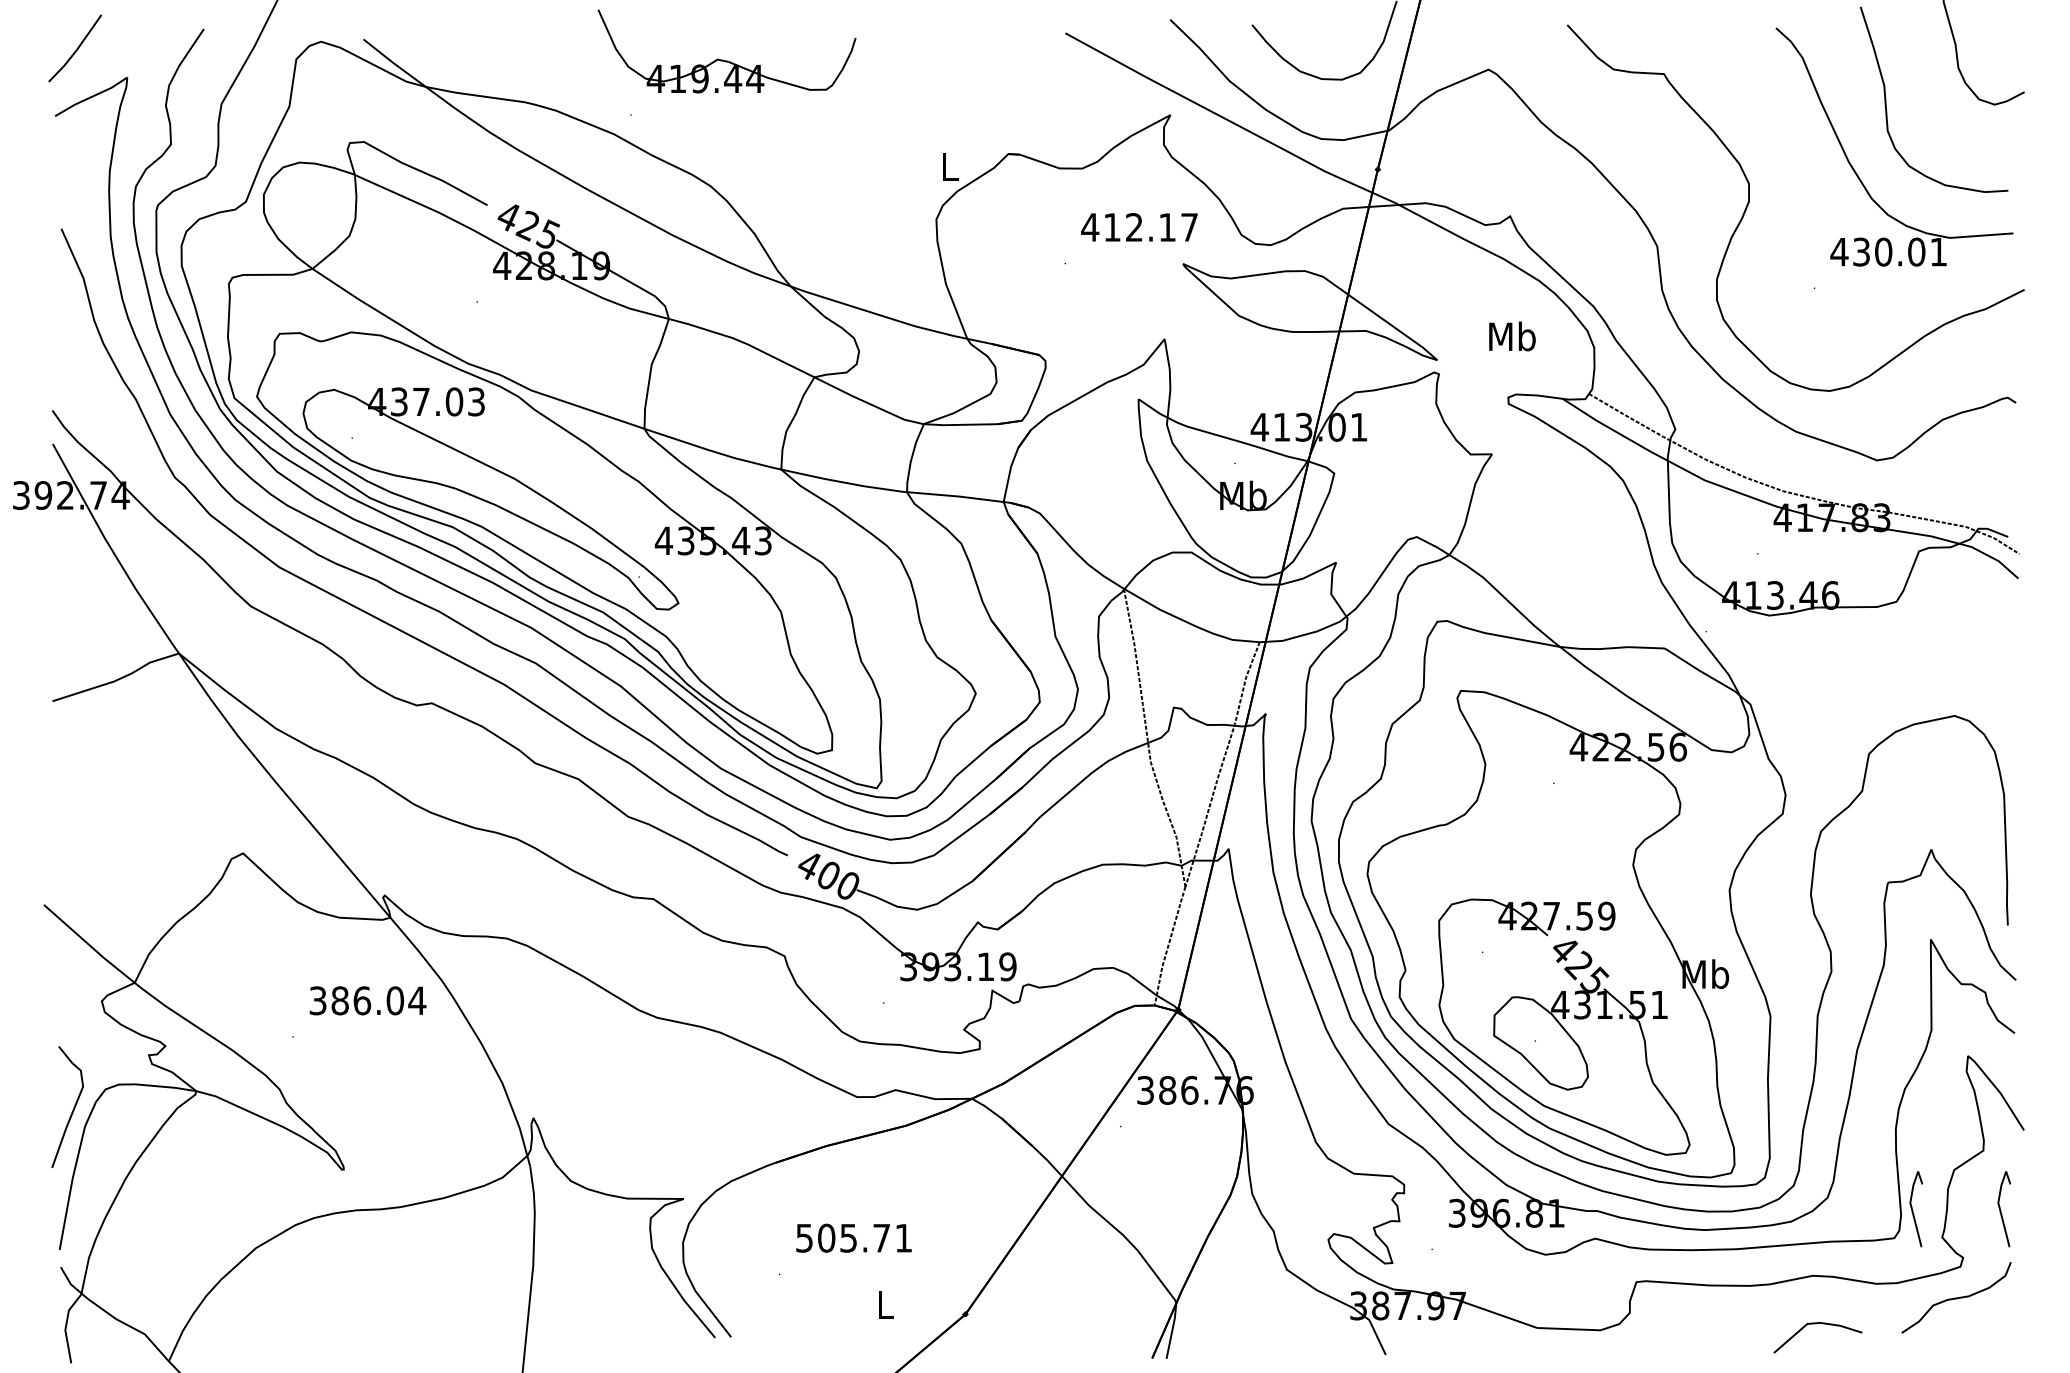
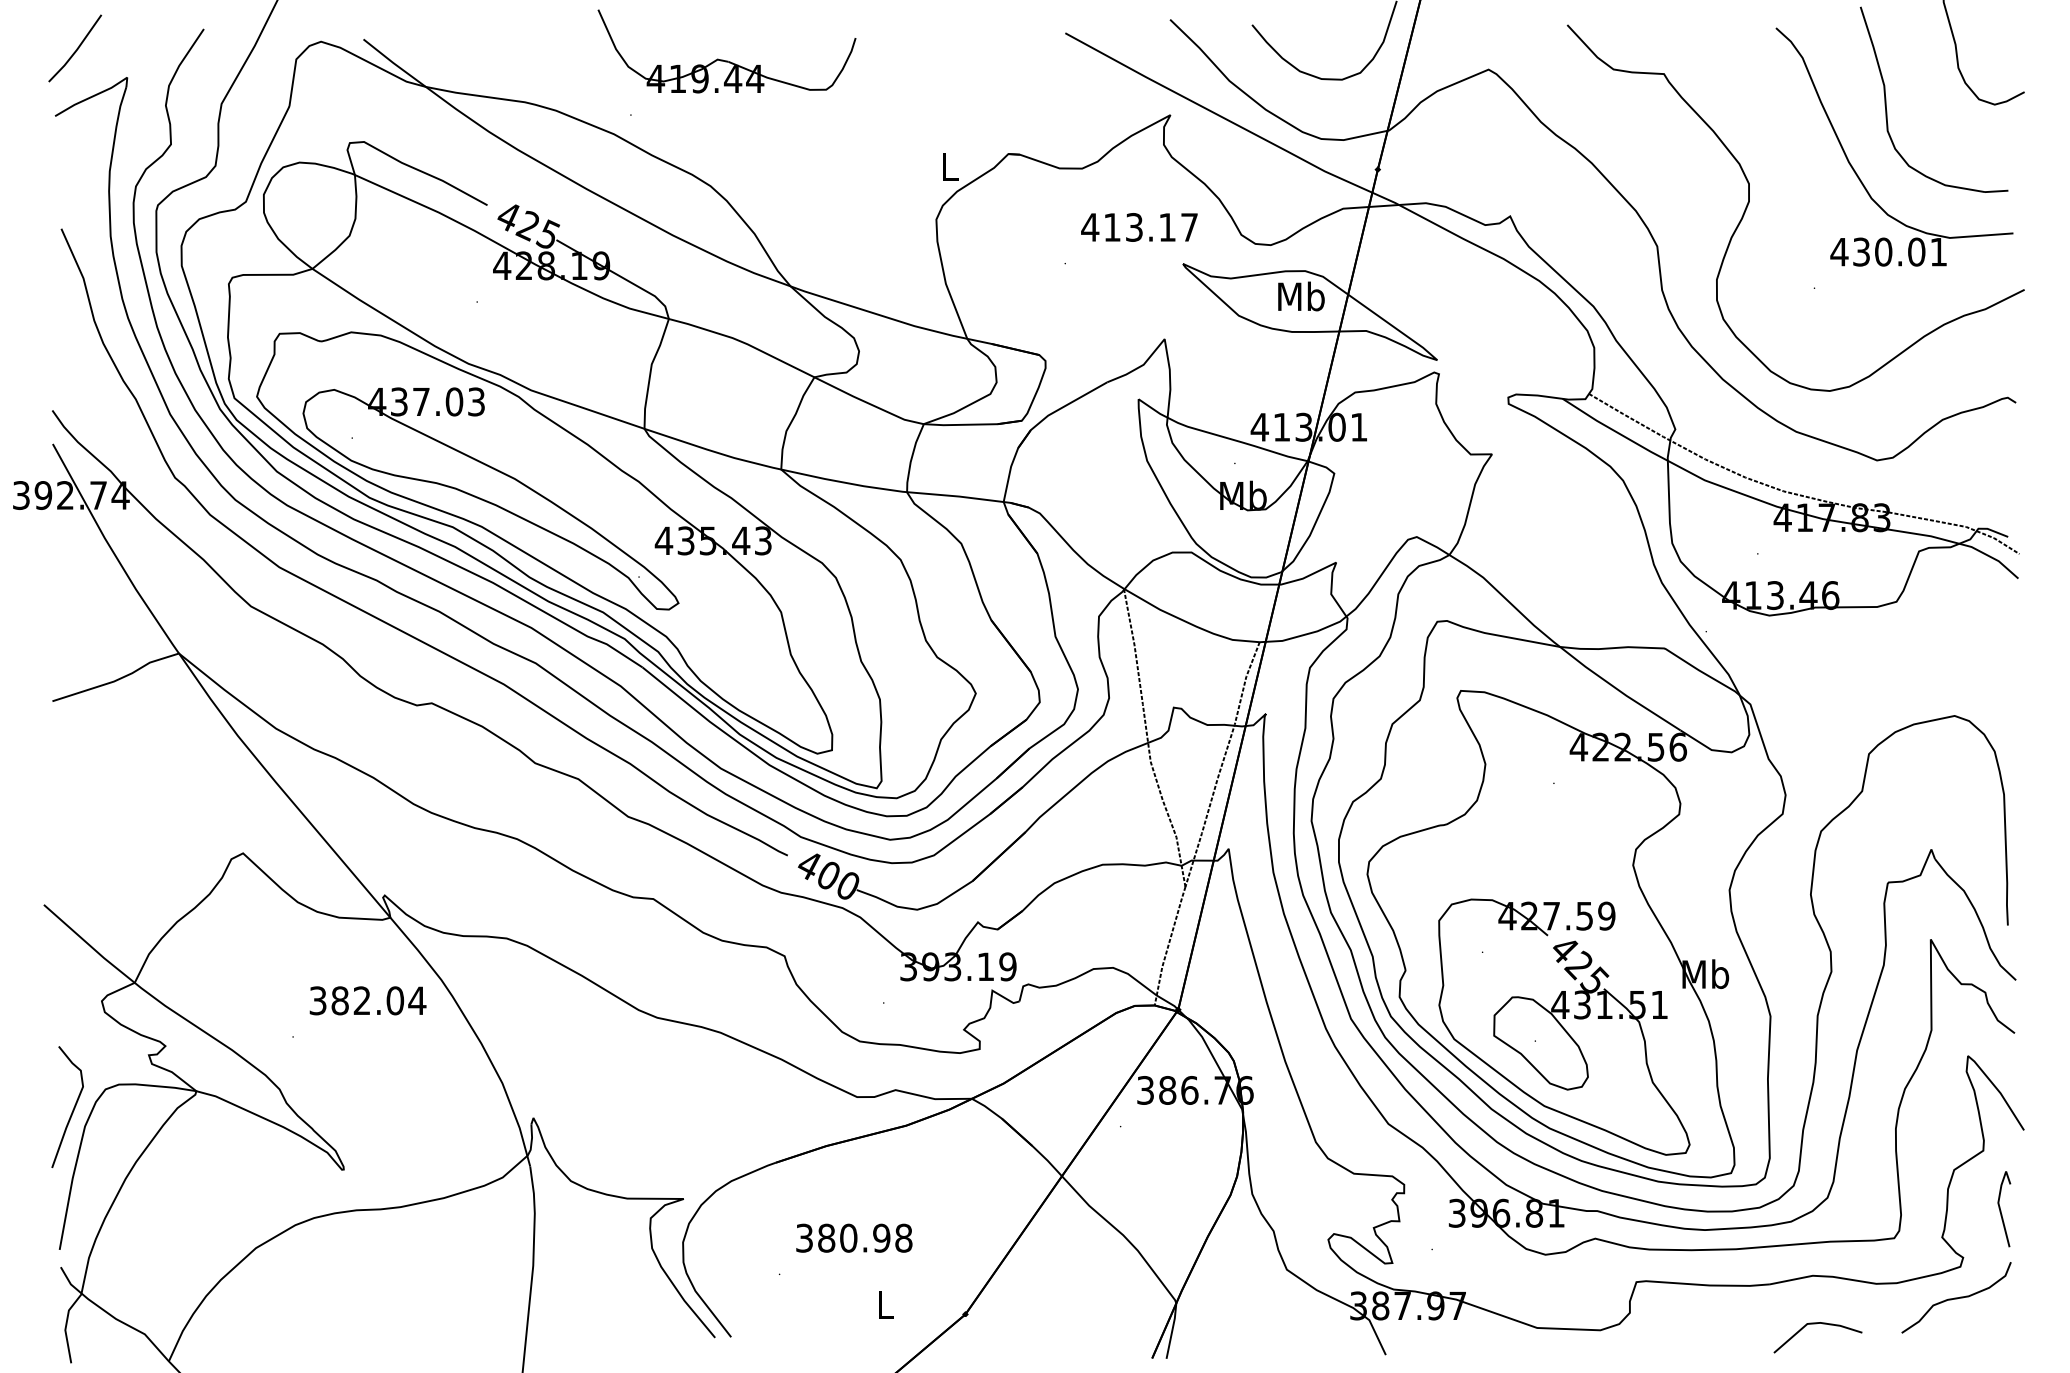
text: 412.17 -> 413.17 (1134, 227)
text position: (1512, 336) -> (1301, 296) (1301, 296)
text: 386.04 -> 382.04 (362, 1000)
line: present -> none (1913, 1210)
text: 505.71 -> 380.98 (854, 1237)
